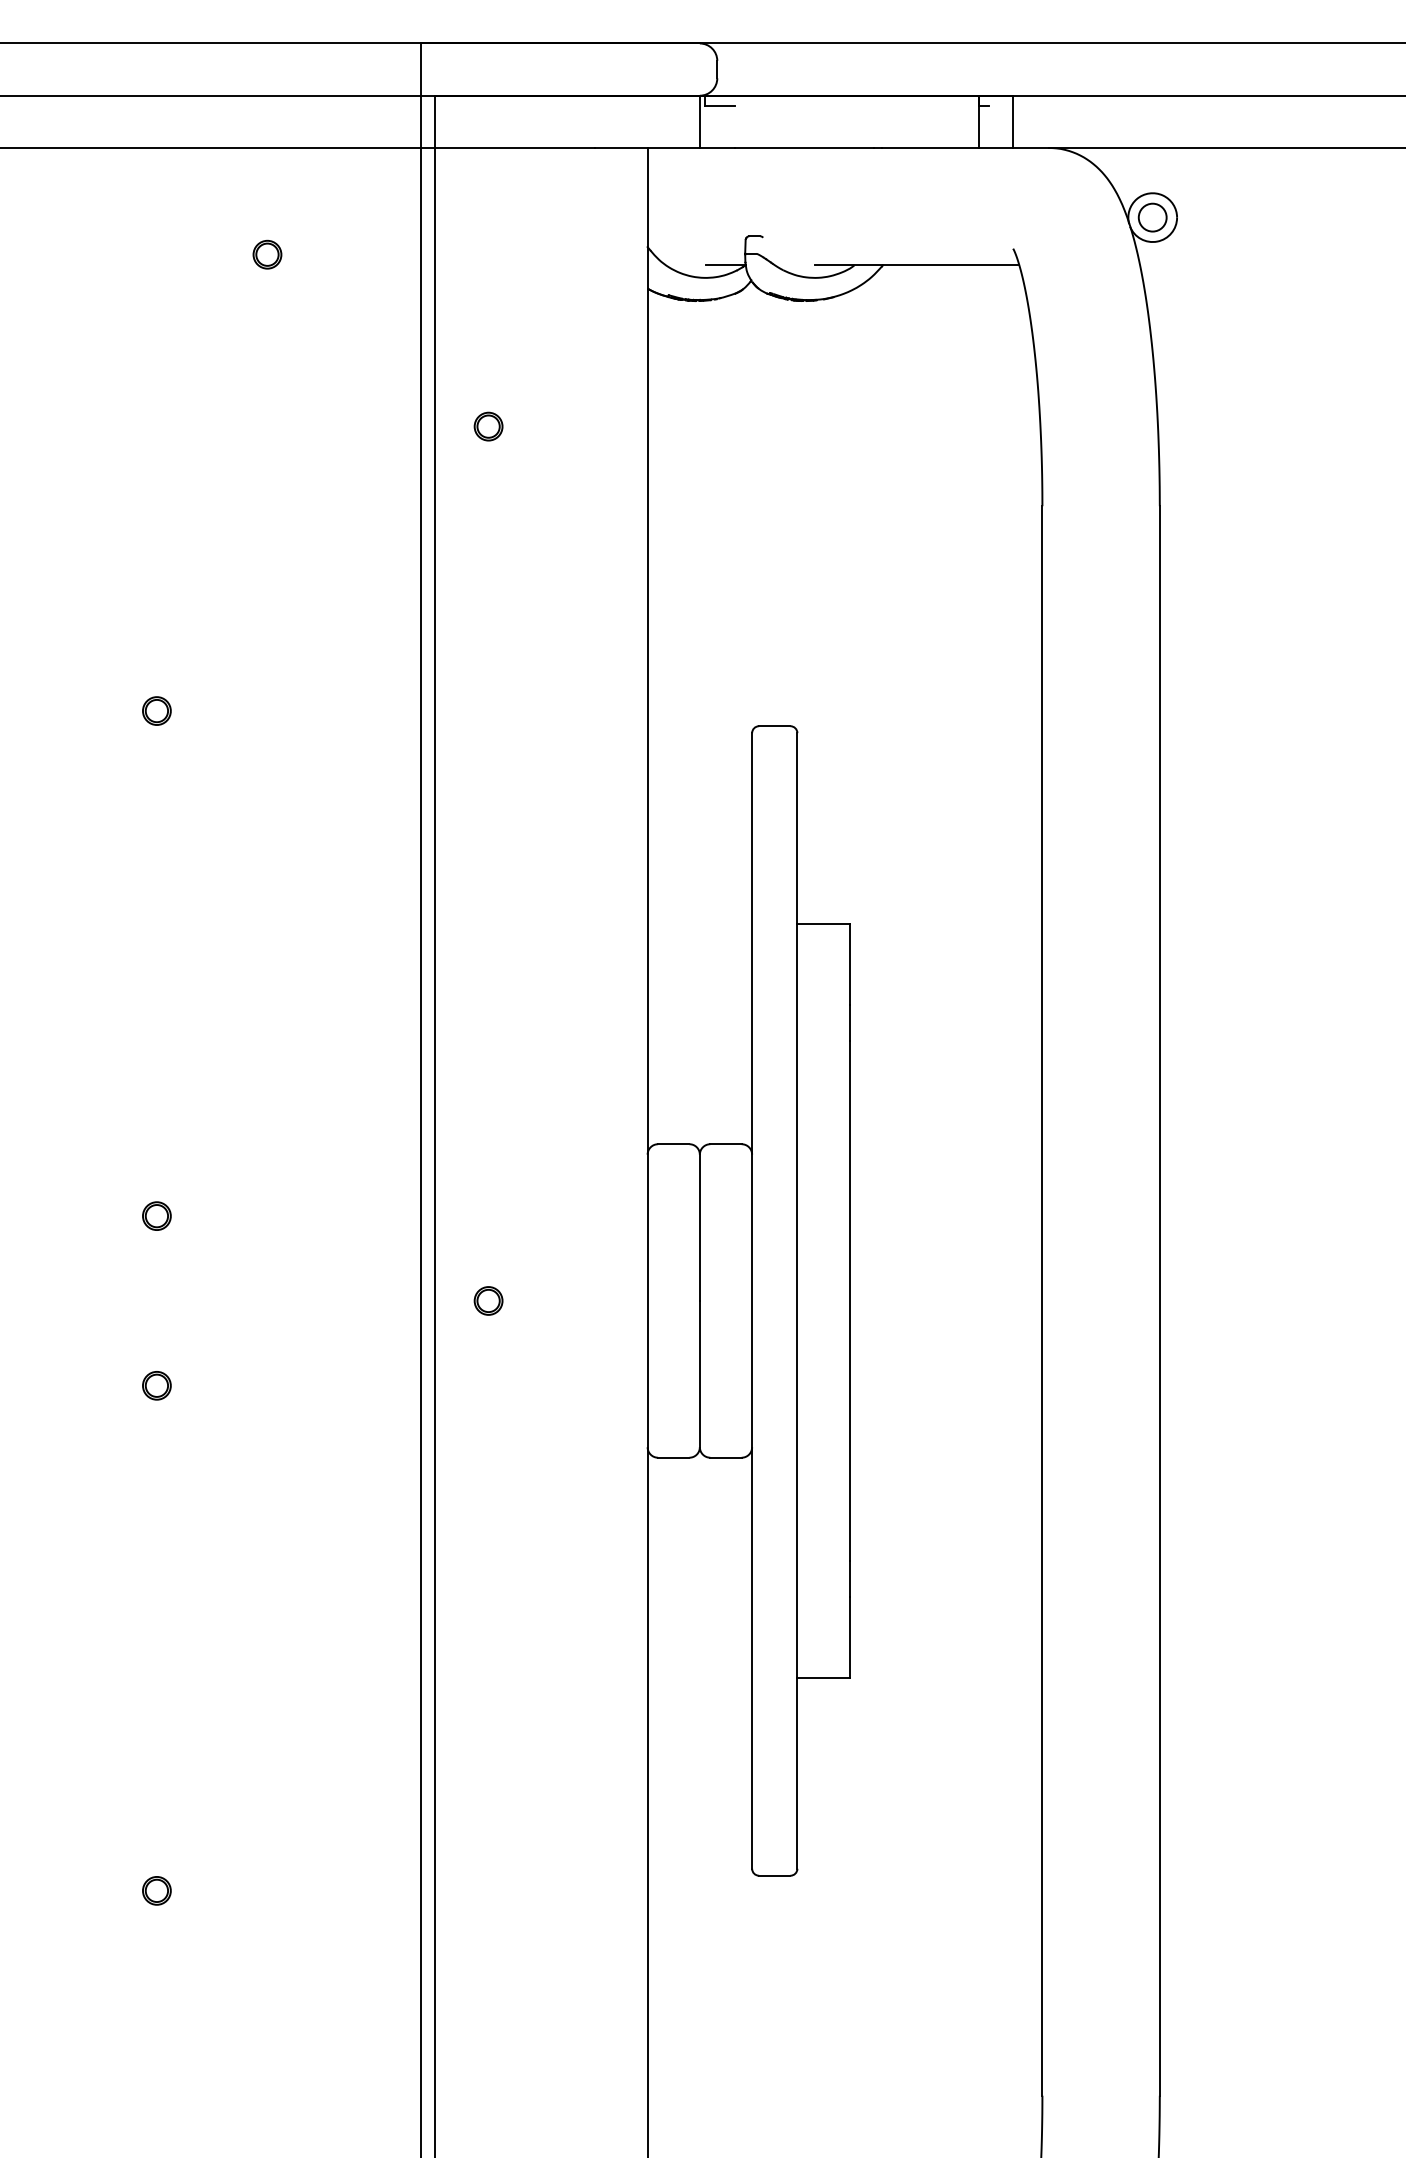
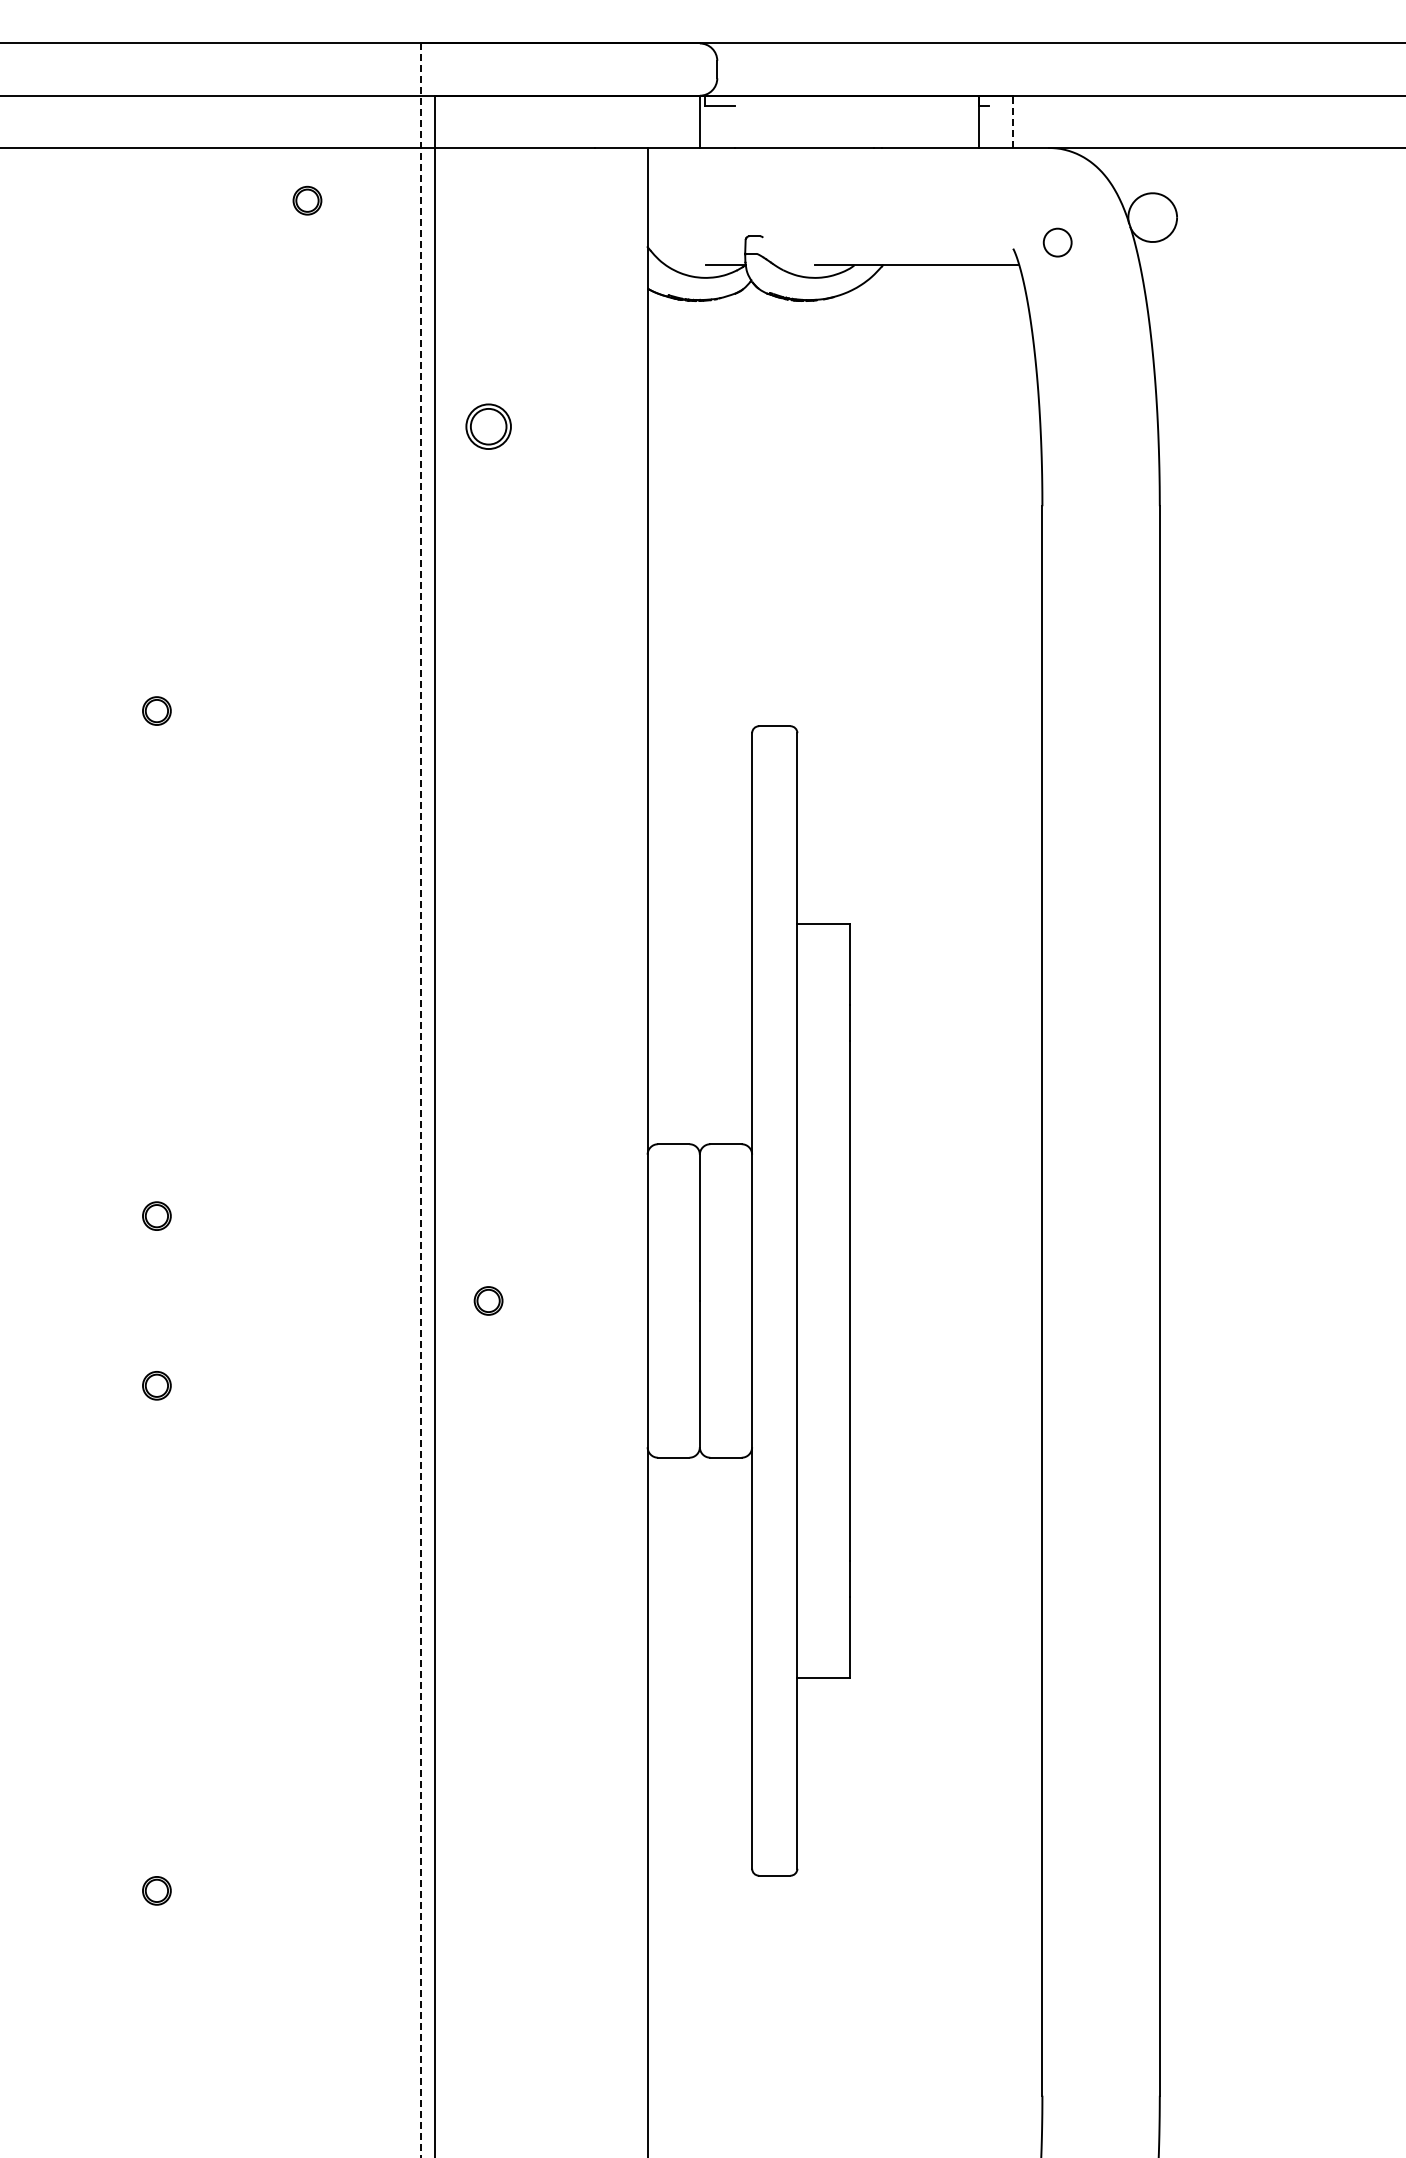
line: solid -> dashed (1013, 121)
circle position: (1152, 217) -> (1057, 242) (1057, 242)
part position: (267, 254) -> (307, 200) (307, 200)
part size: 31x31 px -> 47x47 px (488, 426)
line: solid -> dashed (421, 1101)
